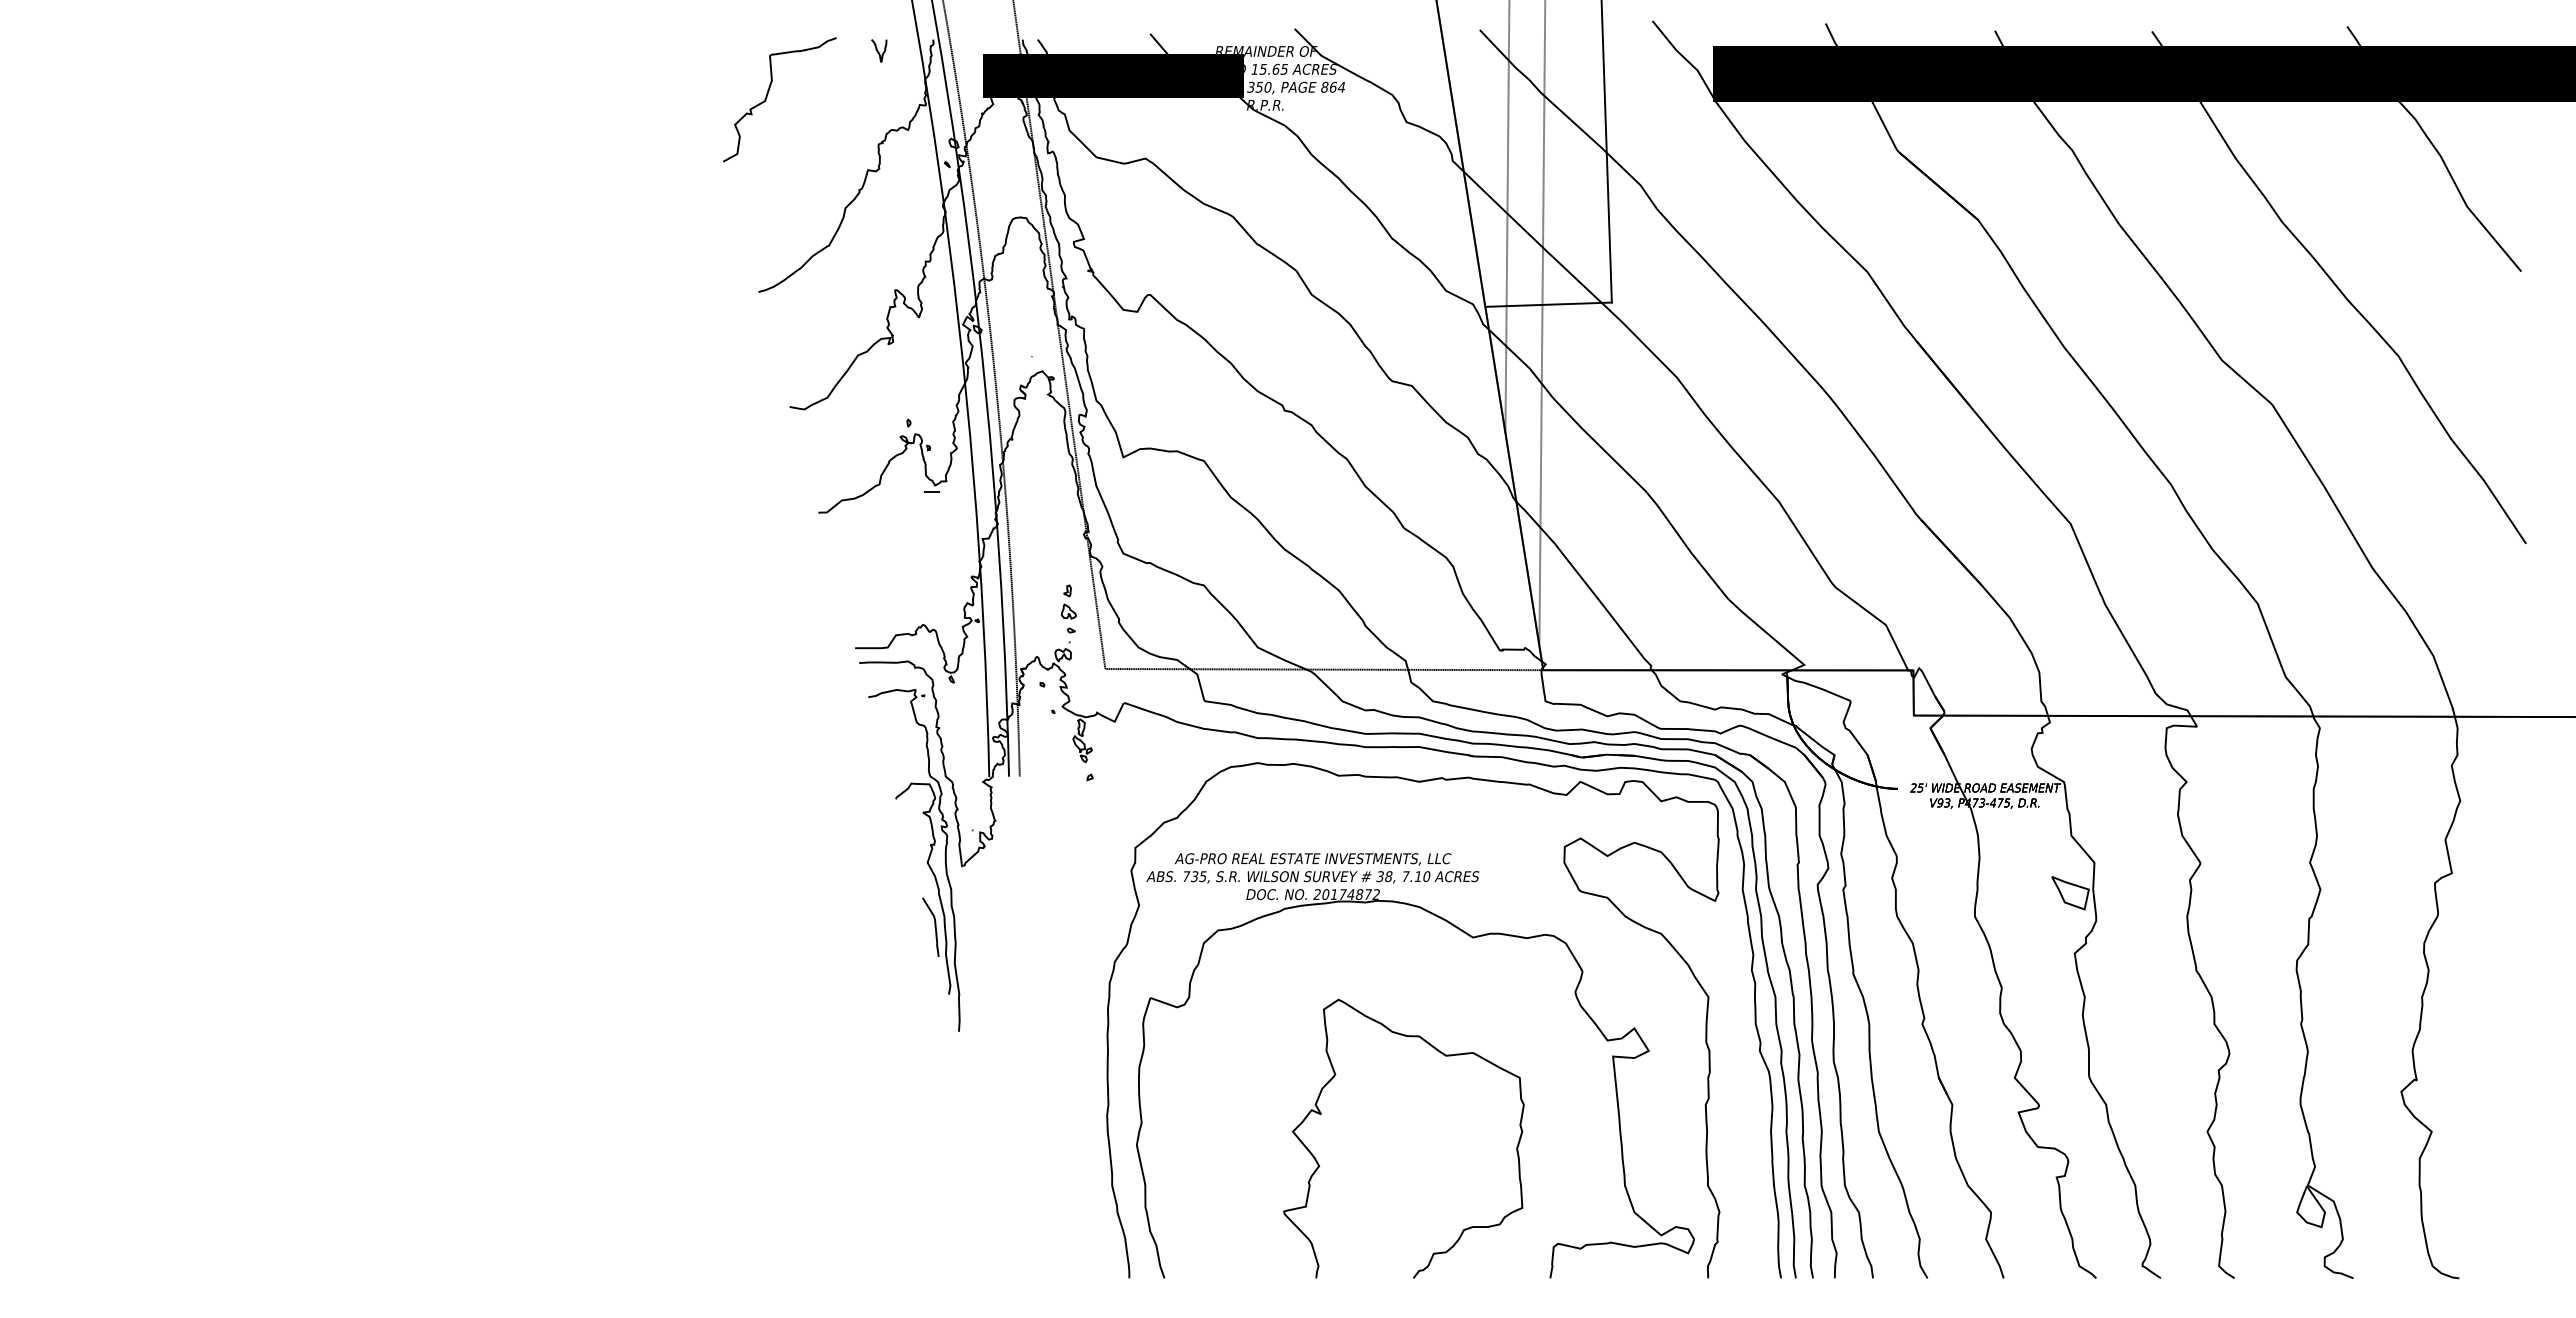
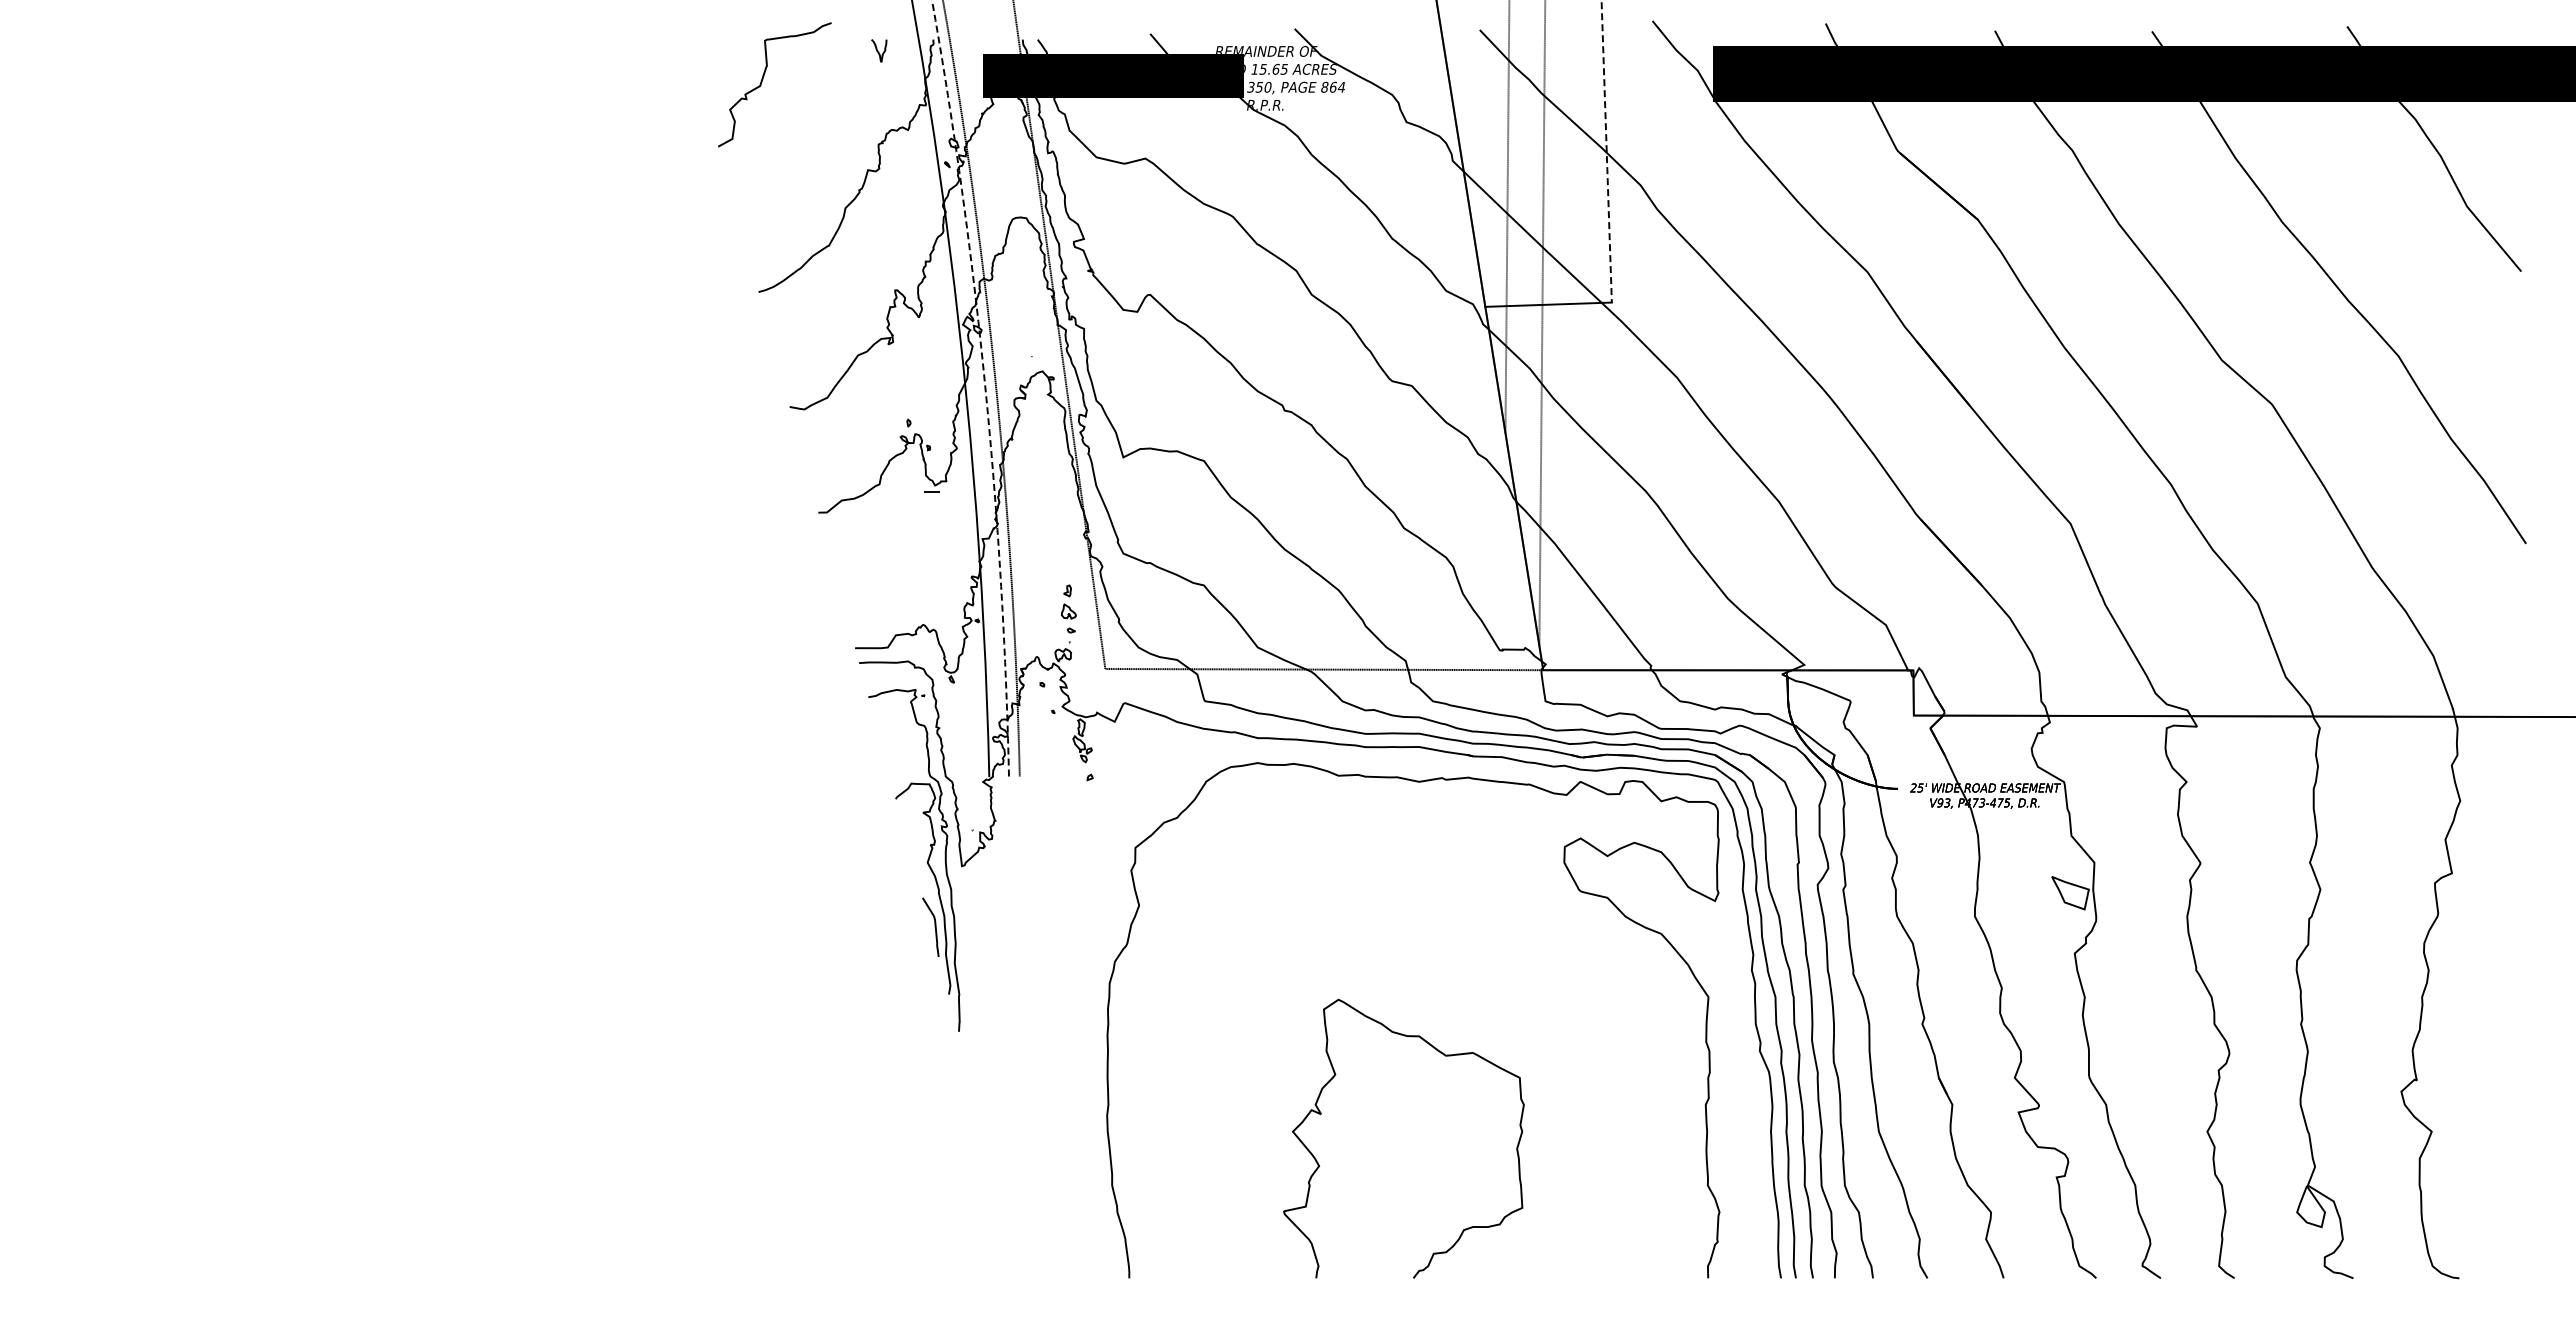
curve position: (768, 94) -> (763, 79) (763, 79)
line: solid -> dashed (1606, 151)
line: solid -> dashed (985, 387)
part: present -> none (1472, 938)
